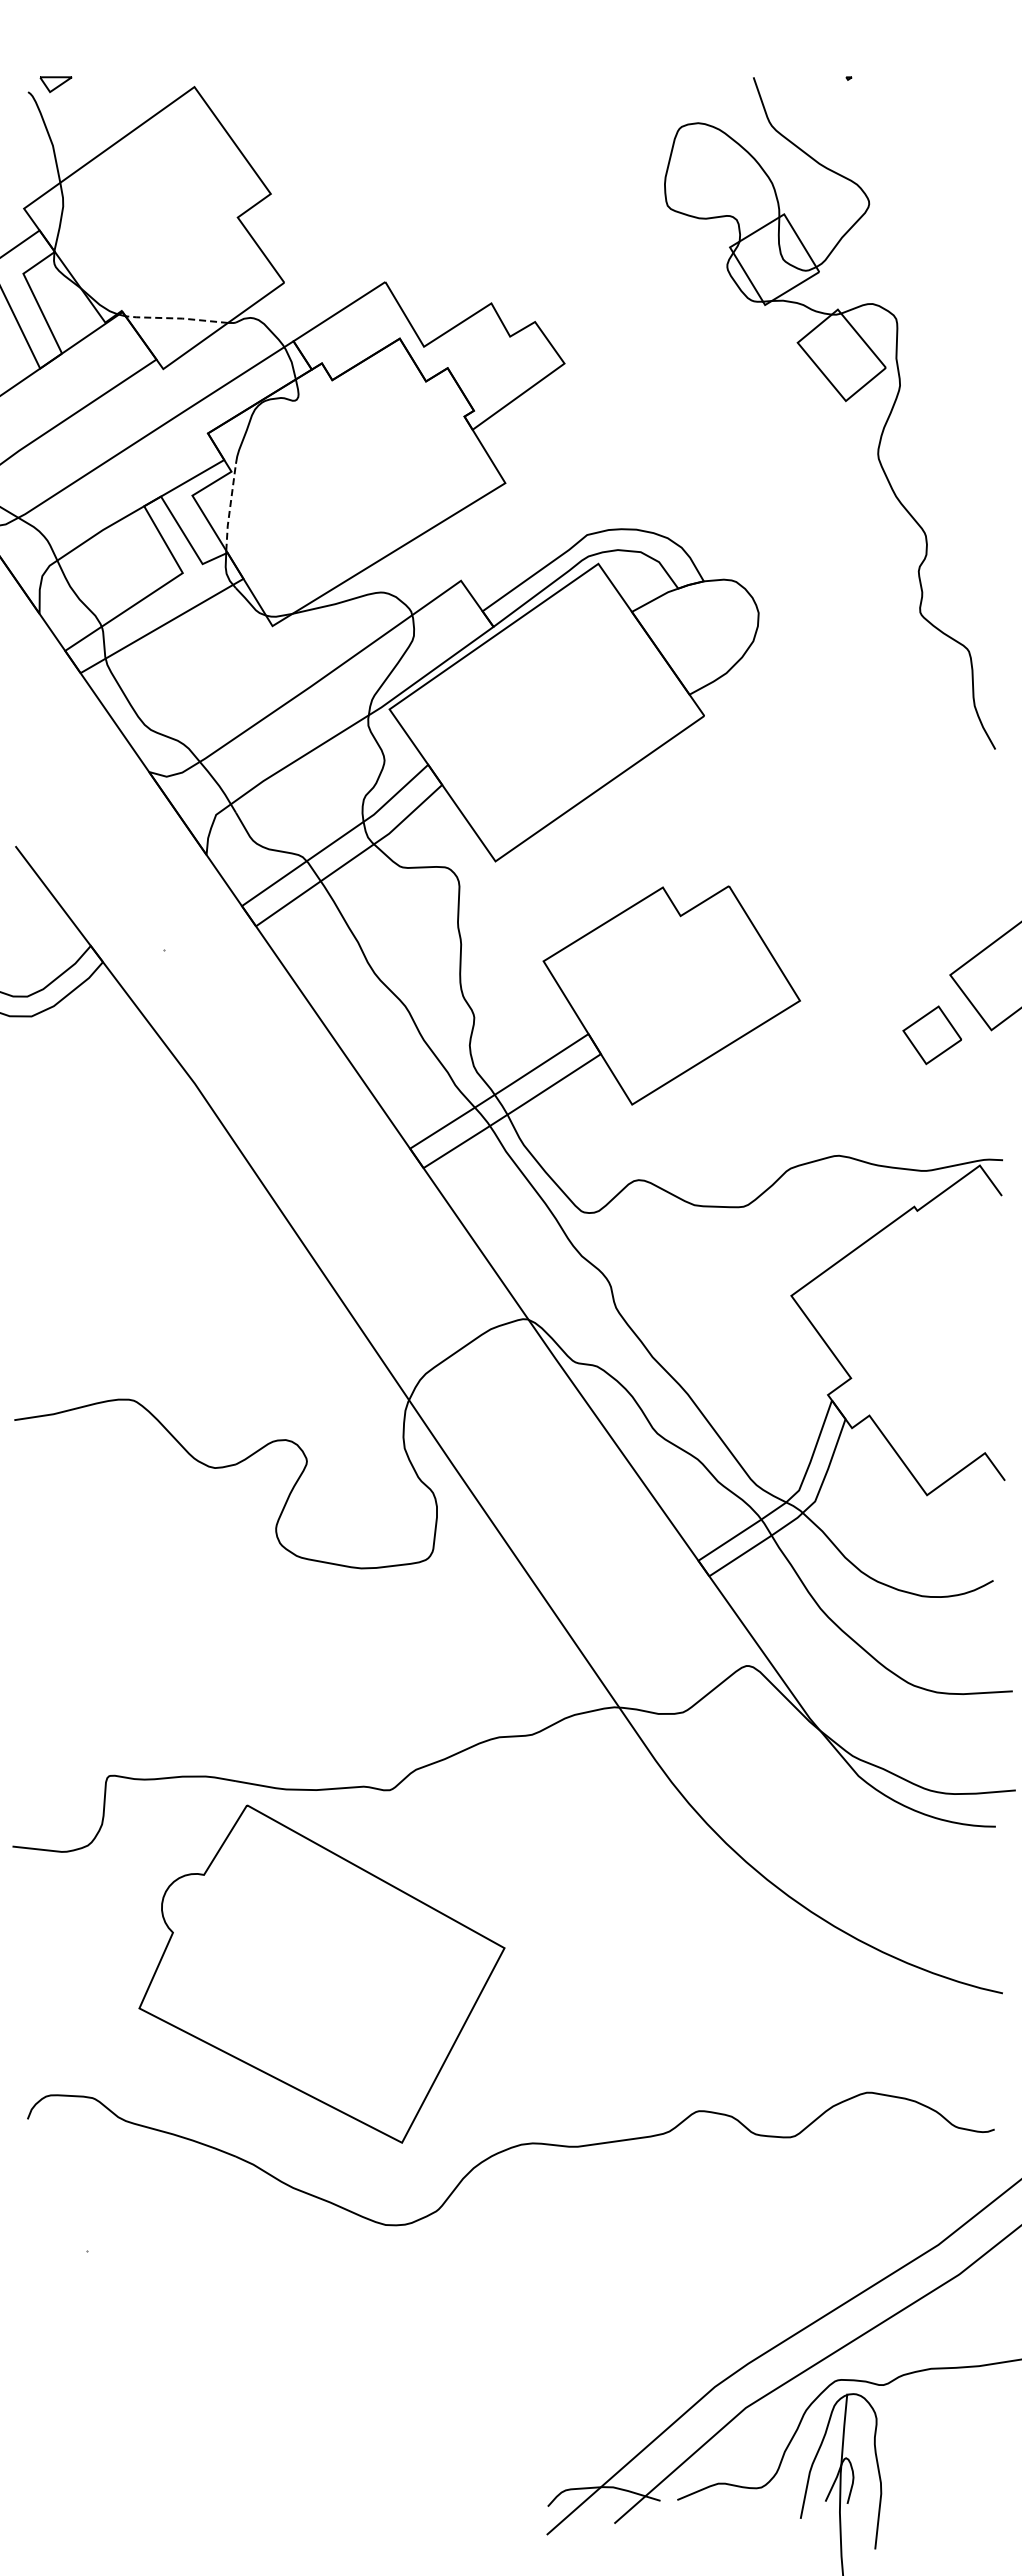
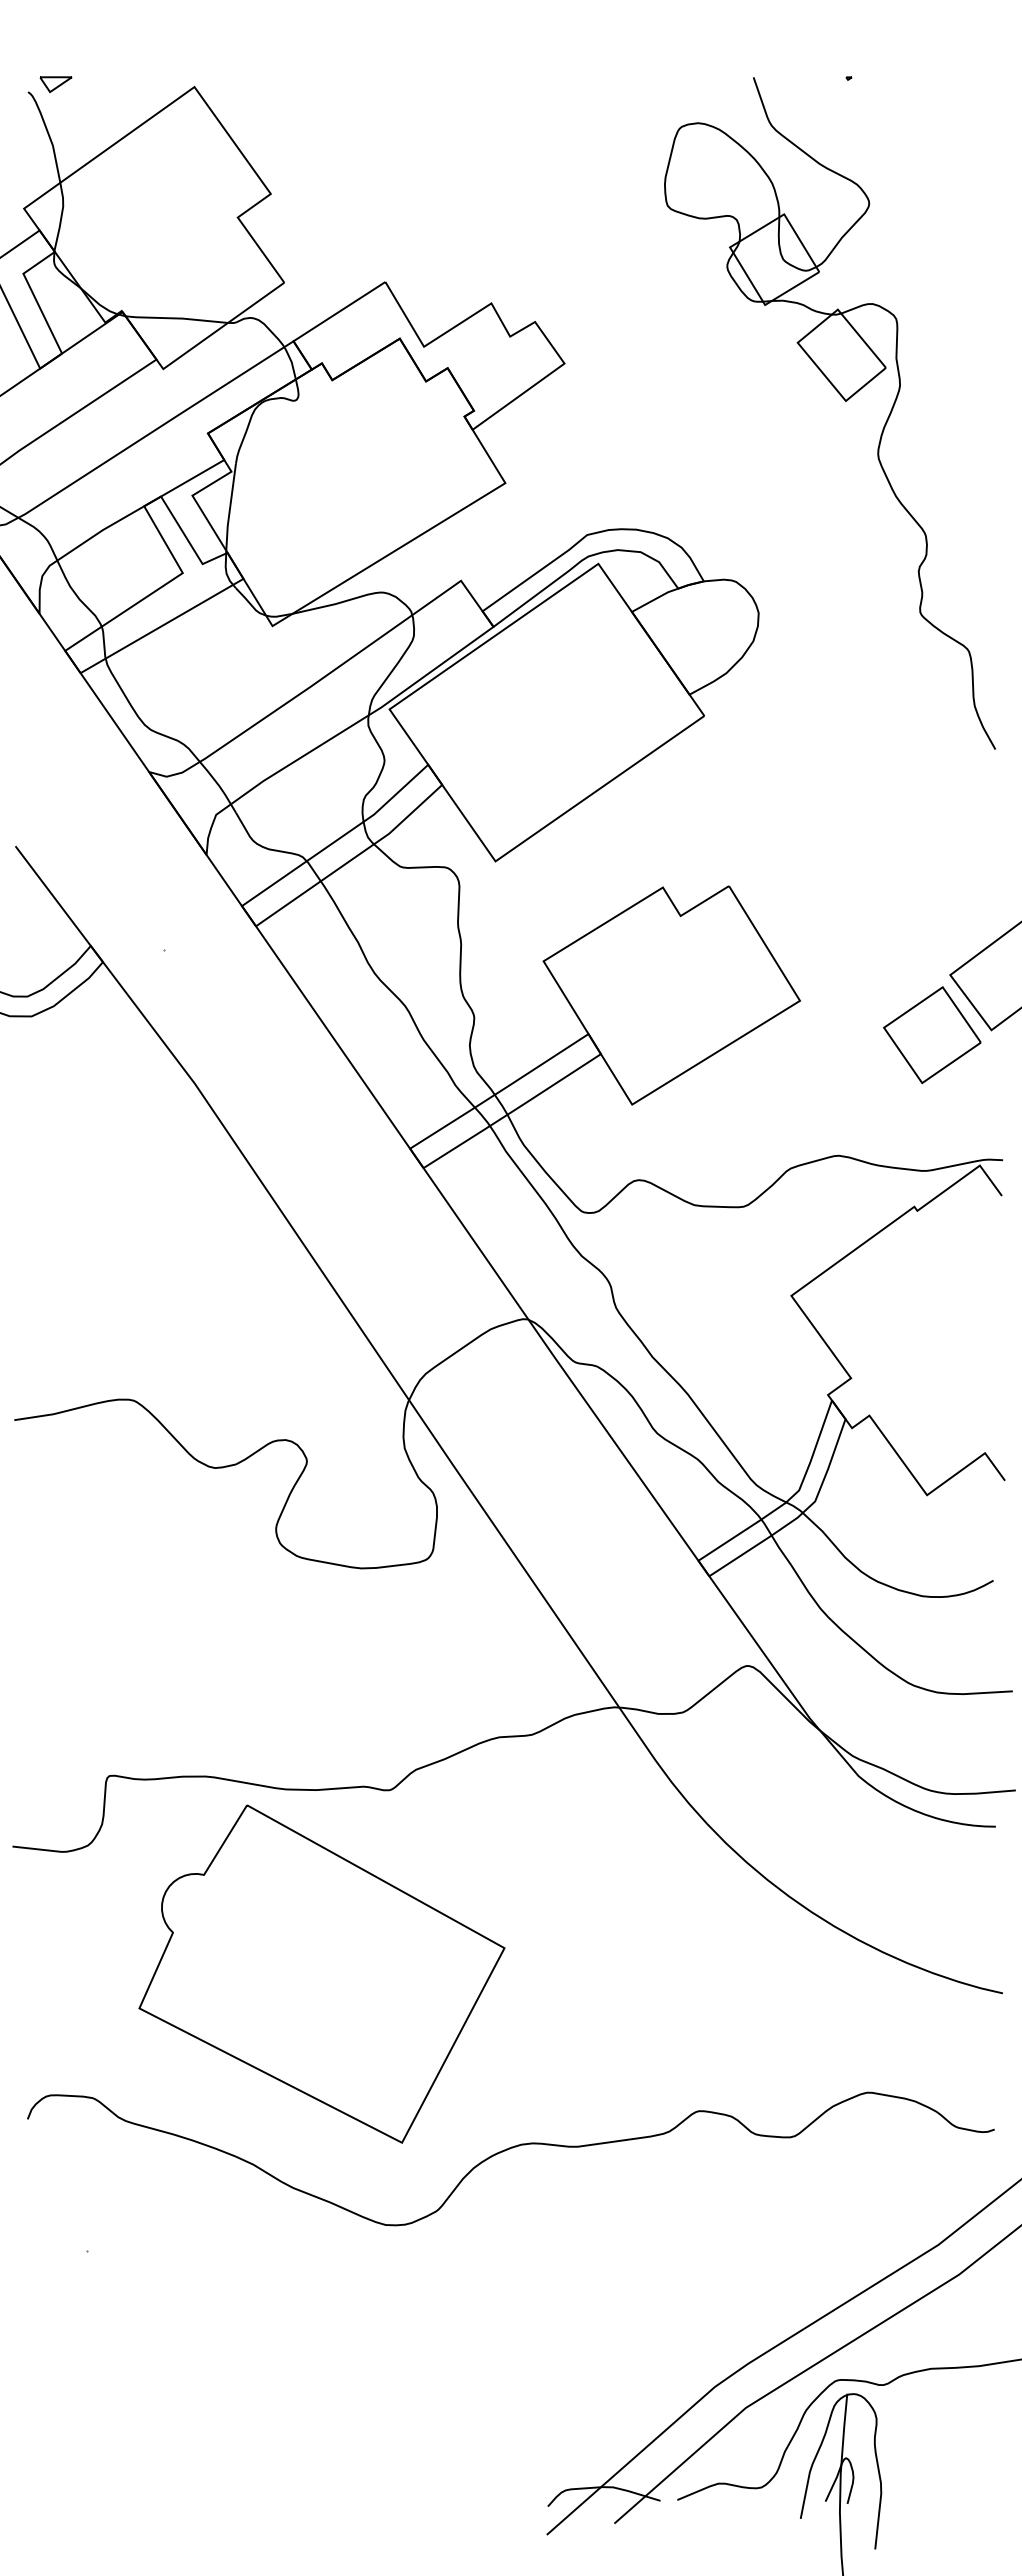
line: dashed -> solid (176, 318)
line: dashed -> solid (230, 507)
part size: 60x61 px -> 99x99 px (932, 1035)
